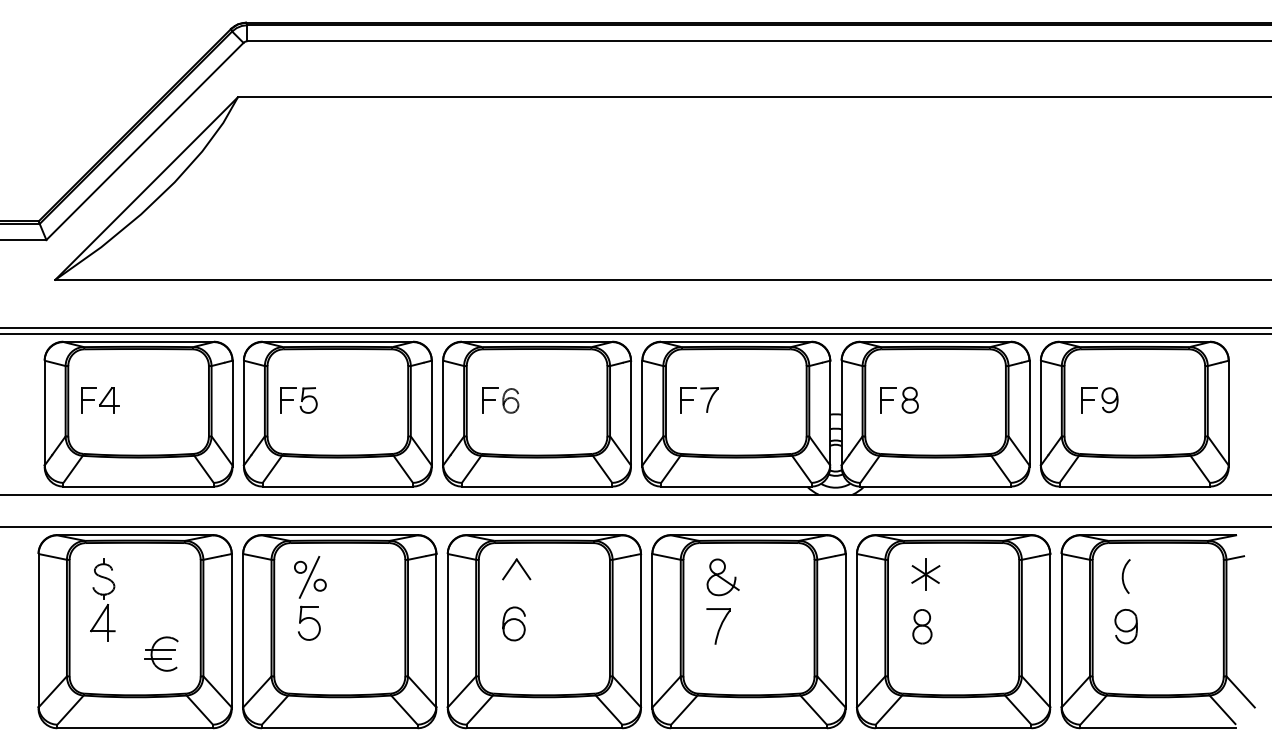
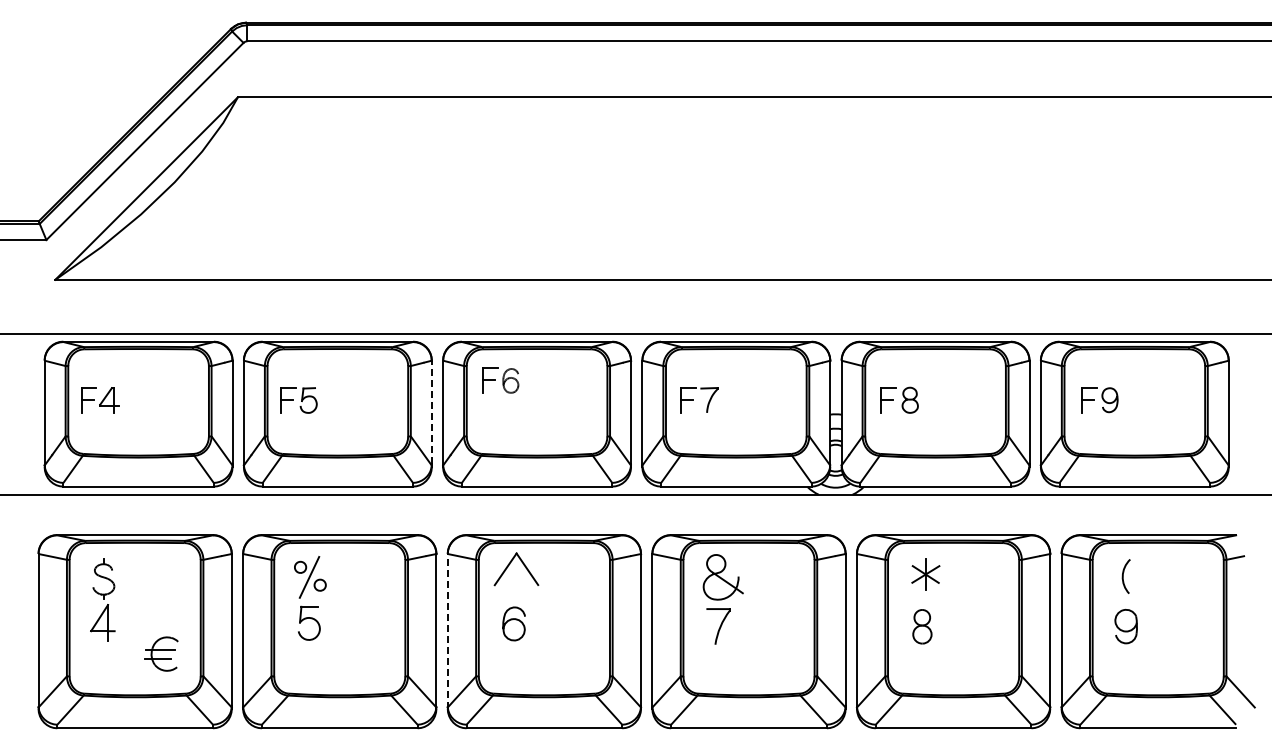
line: present -> none (635, 328)
part position: (500, 400) -> (500, 380) (500, 380)
line: solid -> dashed (431, 412)
line: present -> none (635, 526)
part size: 30x23 px -> 47x35 px (516, 569)
part size: 34x39 px -> 42x47 px (722, 577)
line: solid -> dashed (447, 630)
